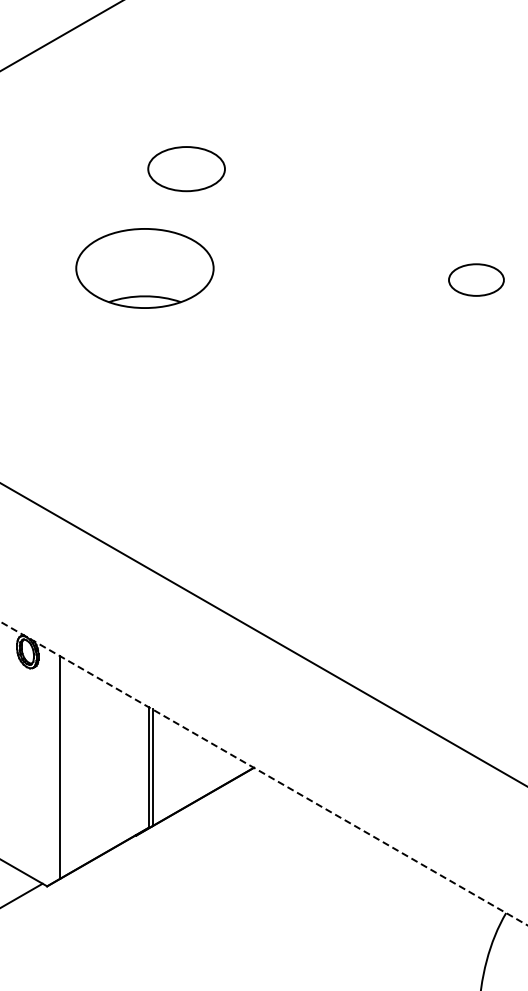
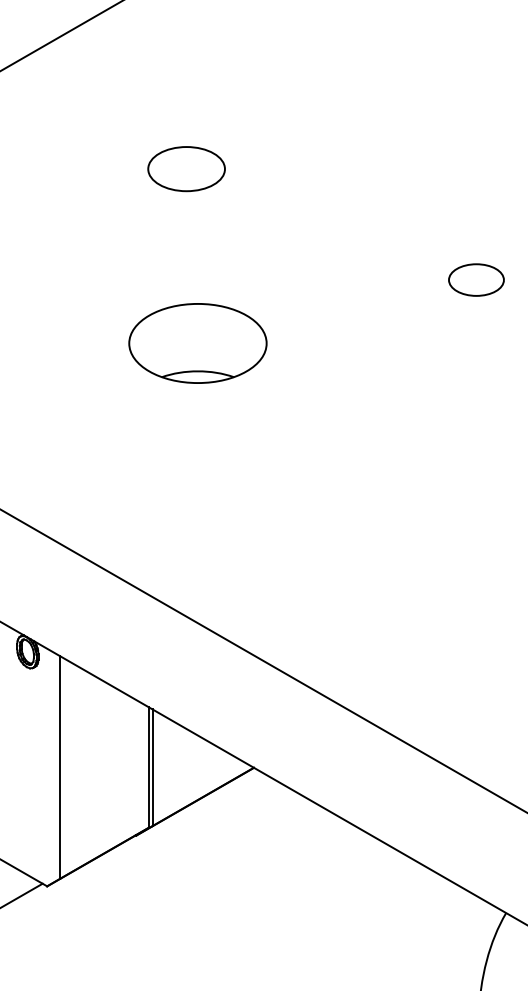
part position: (144, 268) -> (197, 343) (197, 343)
line position: (263, 634) -> (263, 660) (263, 660)
line: dashed -> solid (263, 773)
